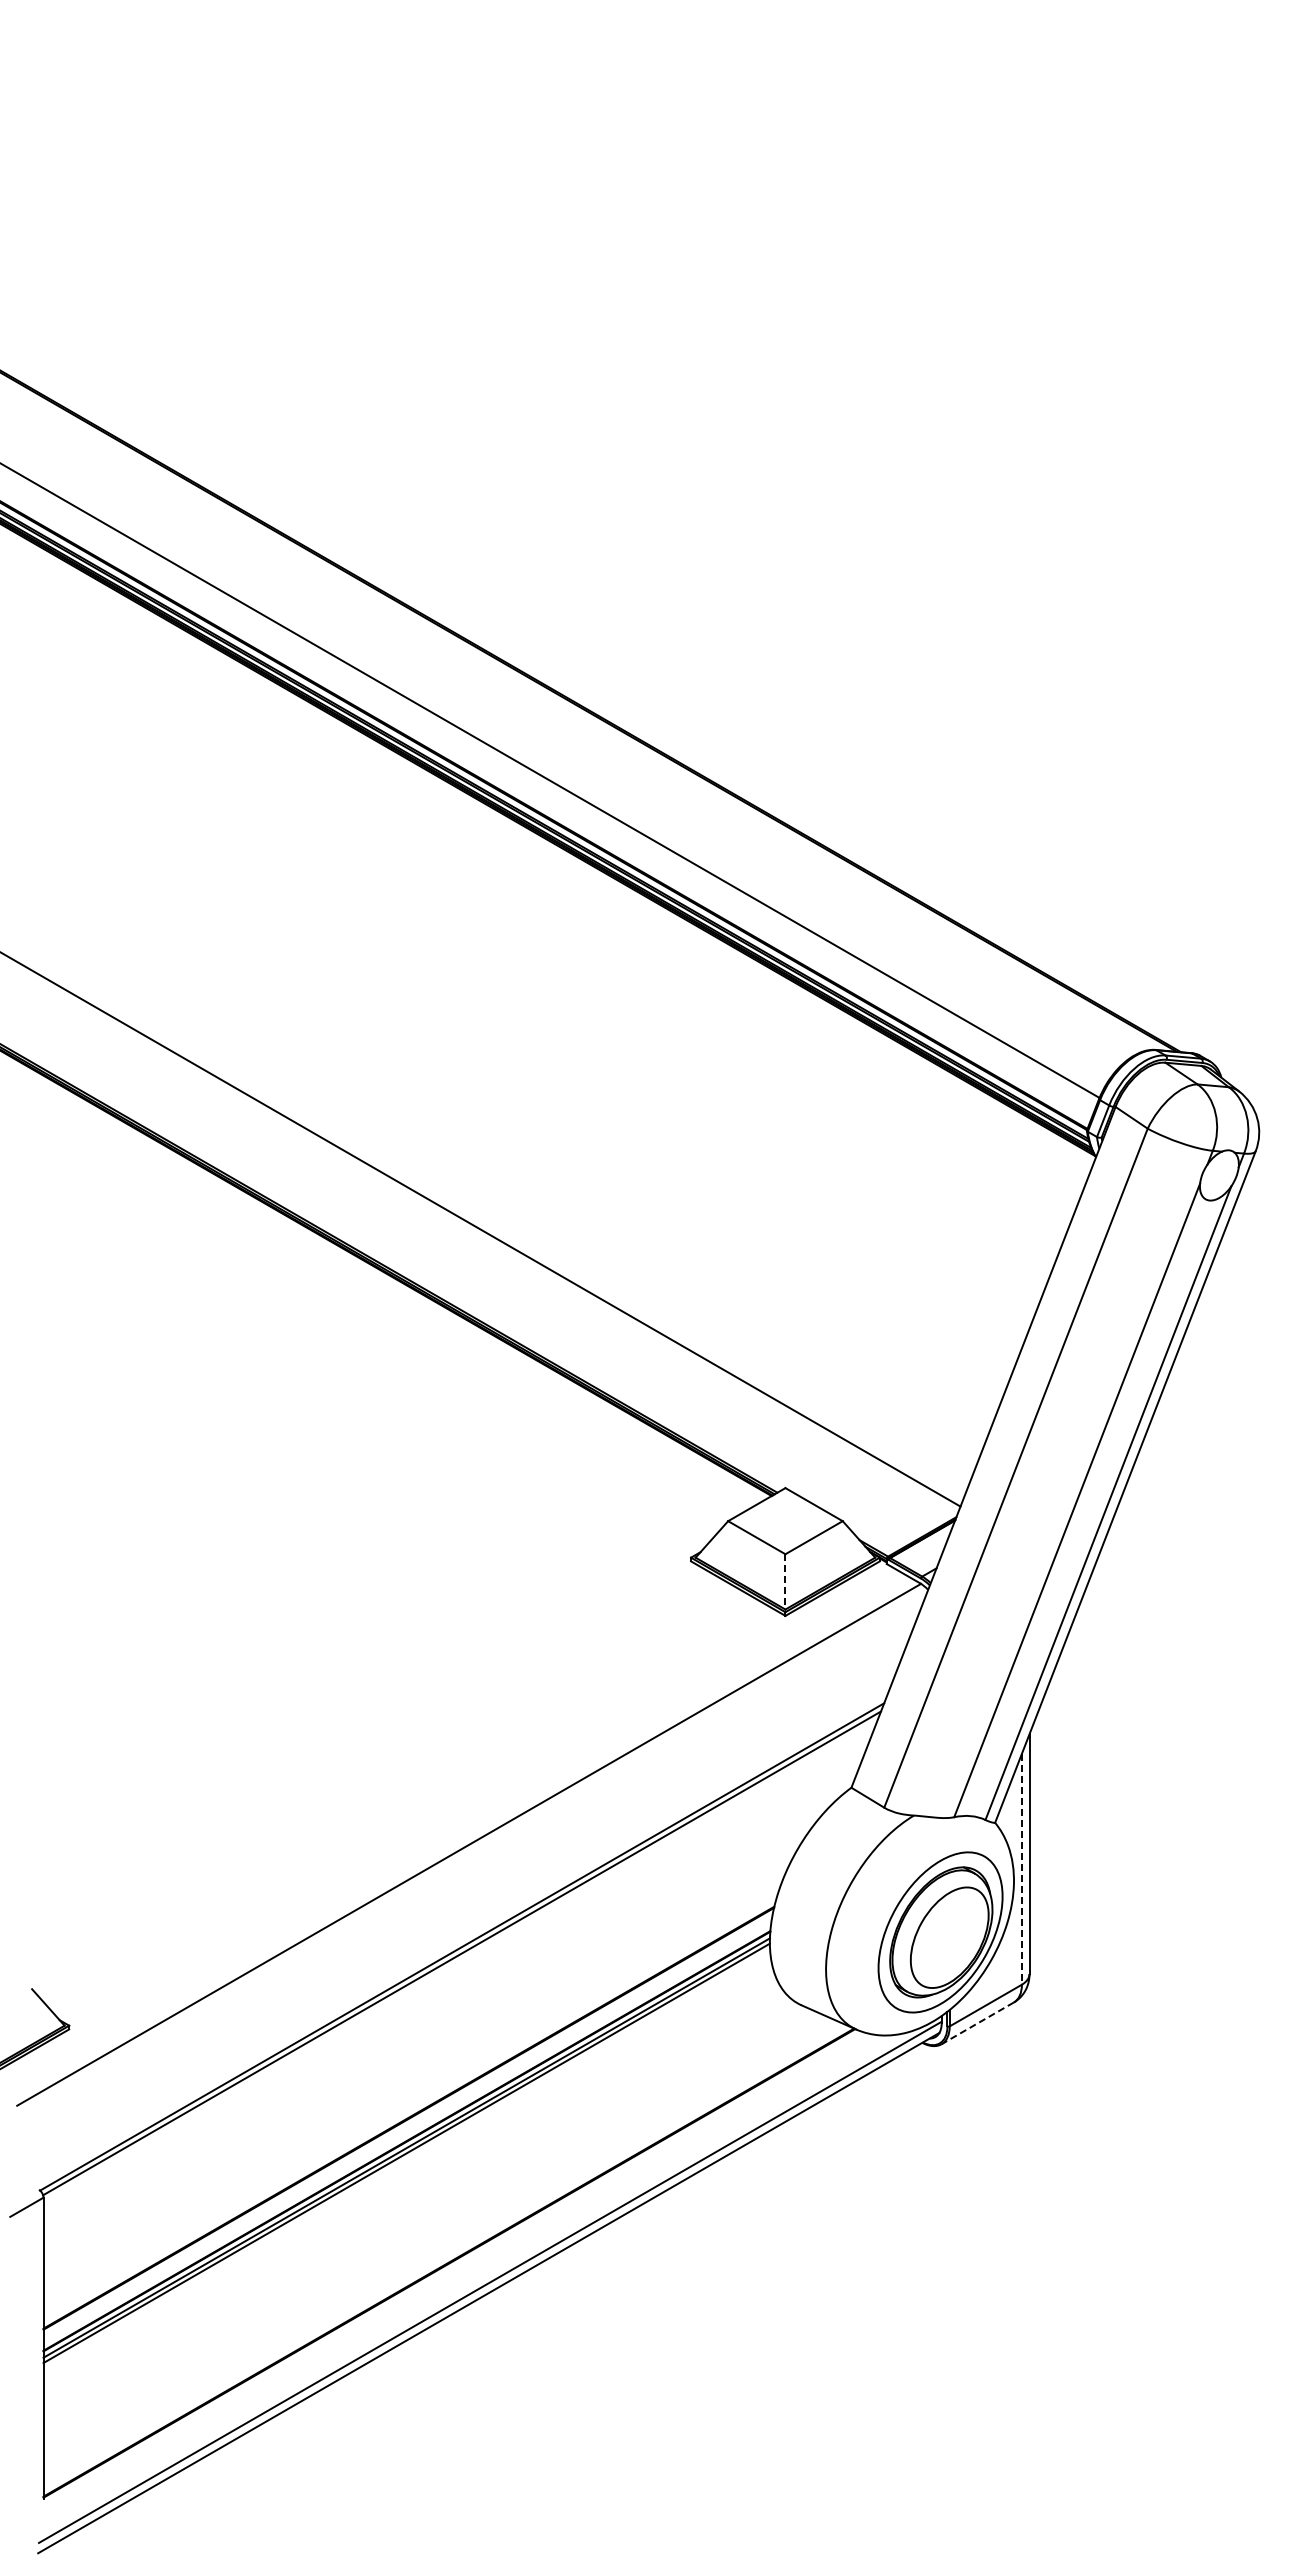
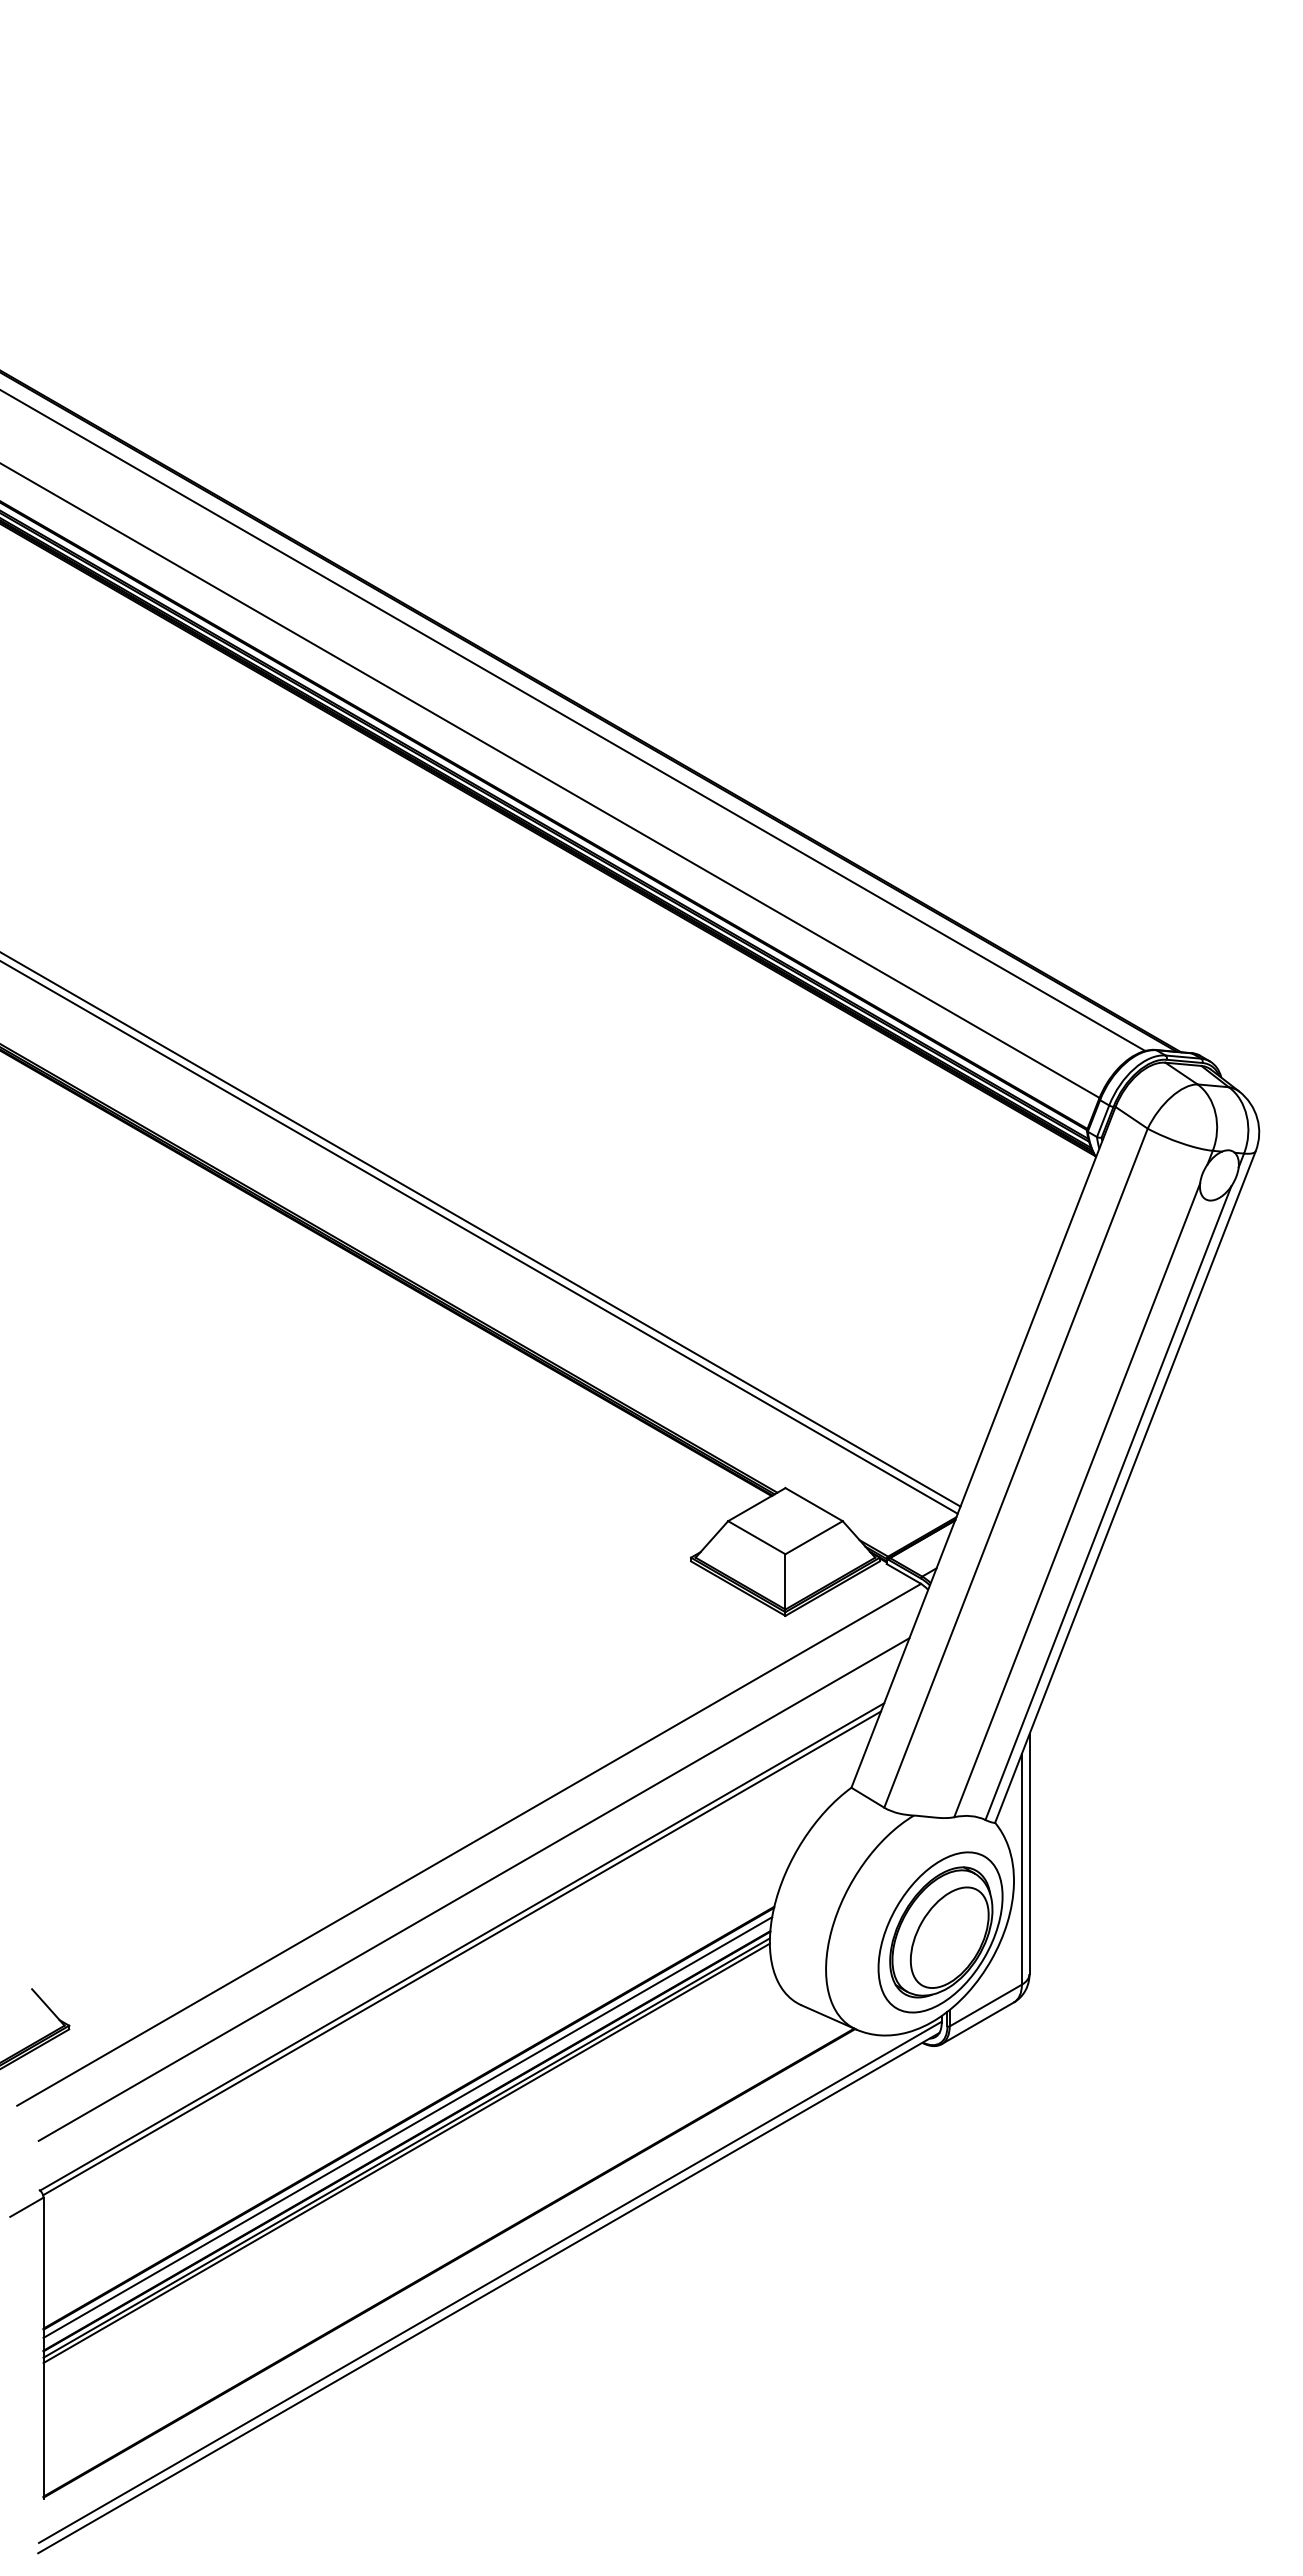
line: none -> present (573, 720)
line: none -> present (479, 1237)
line: dashed -> solid (785, 1581)
line: dashed -> solid (1021, 1869)
line: none -> present (473, 1889)
line: dashed -> solid (977, 2023)
line: none -> present (407, 2127)
